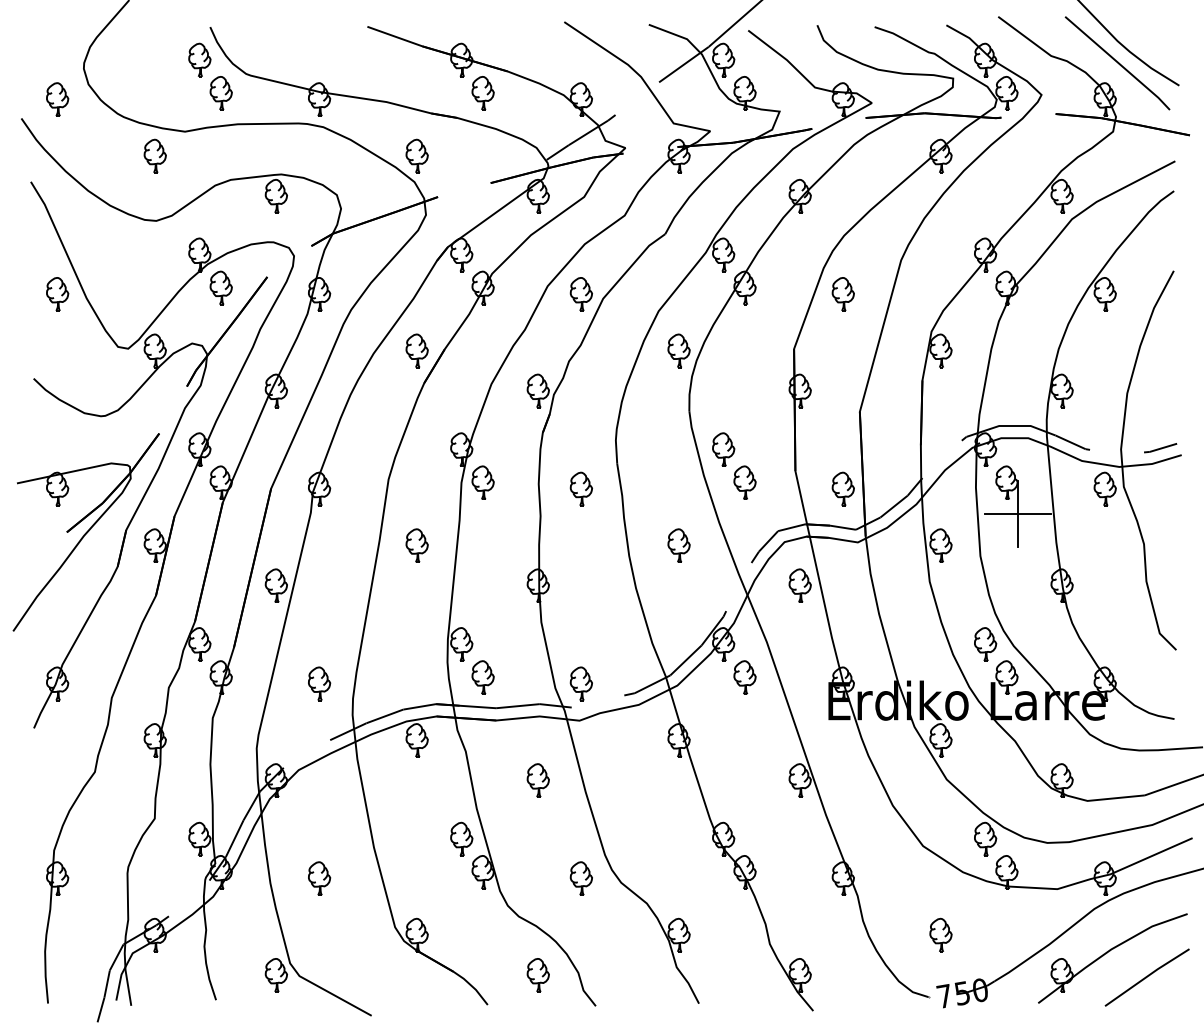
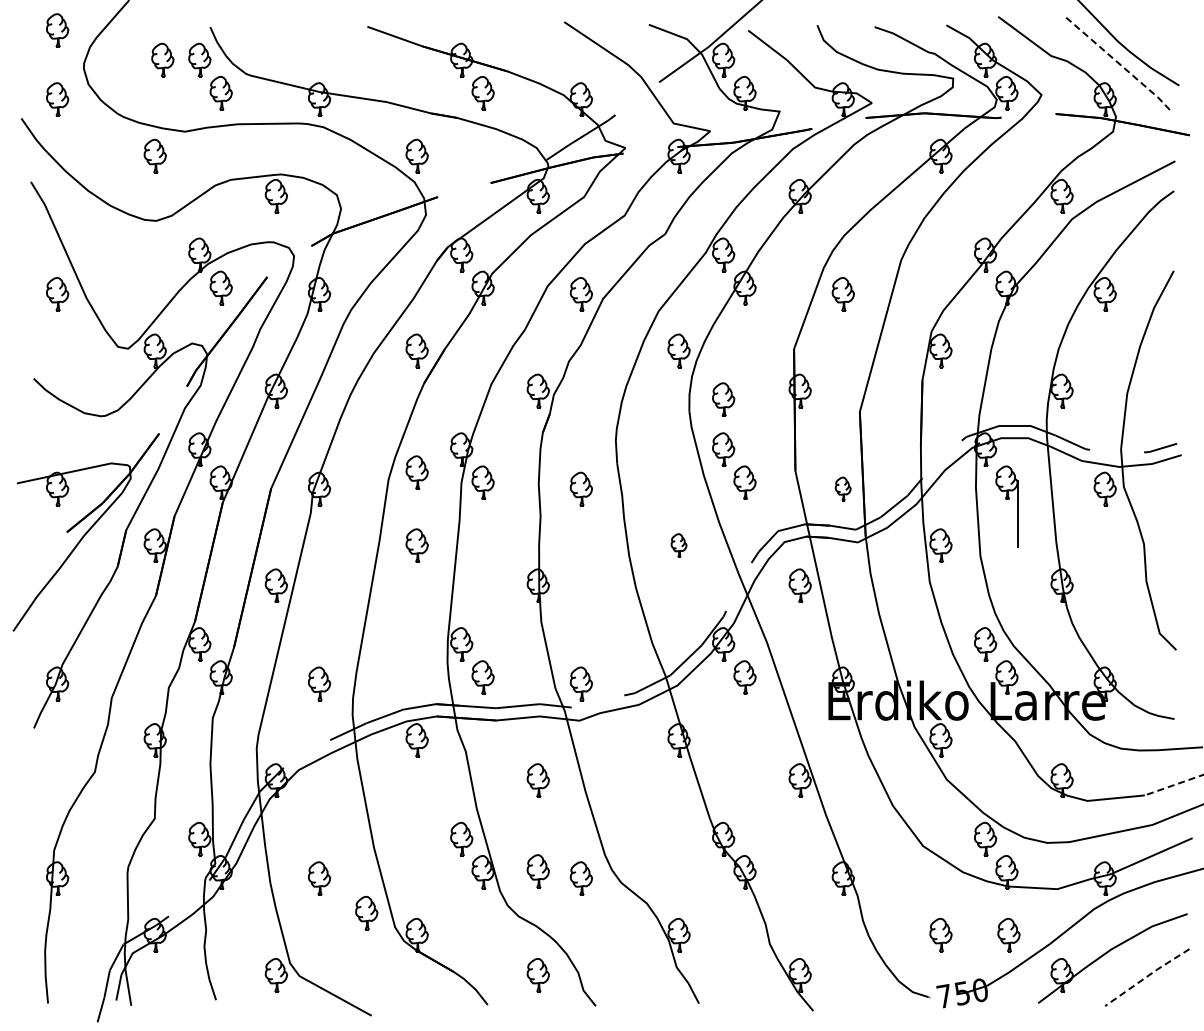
part: none -> present (57, 30)
part: none -> present (162, 59)
line: solid -> dashed (1118, 63)
part: none -> present (723, 399)
part: none -> present (416, 472)
part size: 24x36 px -> 18x26 px (842, 488)
line: present -> none (1018, 513)
part size: 24x35 px -> 18x25 px (678, 545)
line: solid -> dashed (1173, 785)
part: none -> present (537, 871)
part: none -> present (366, 912)
part: none -> present (1008, 934)
line: solid -> dashed (1147, 976)
